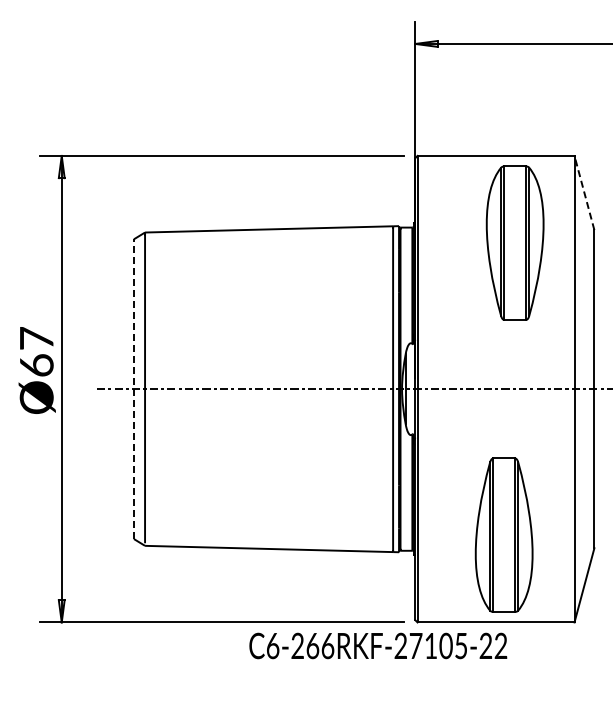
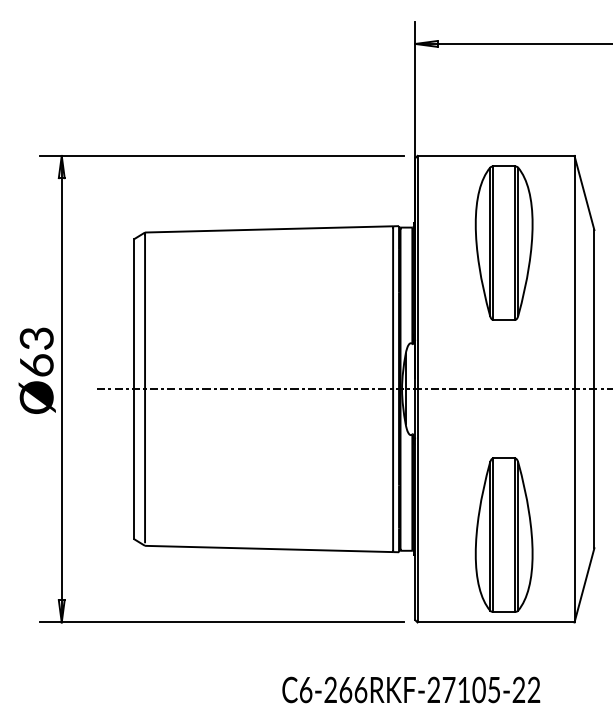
line: dashed -> solid (584, 192)
part position: (514, 242) -> (503, 242) (503, 242)
text: Ø67 -> Ø63 (36, 338)
line: dashed -> solid (133, 389)
text position: (378, 645) -> (411, 689) (411, 689)
